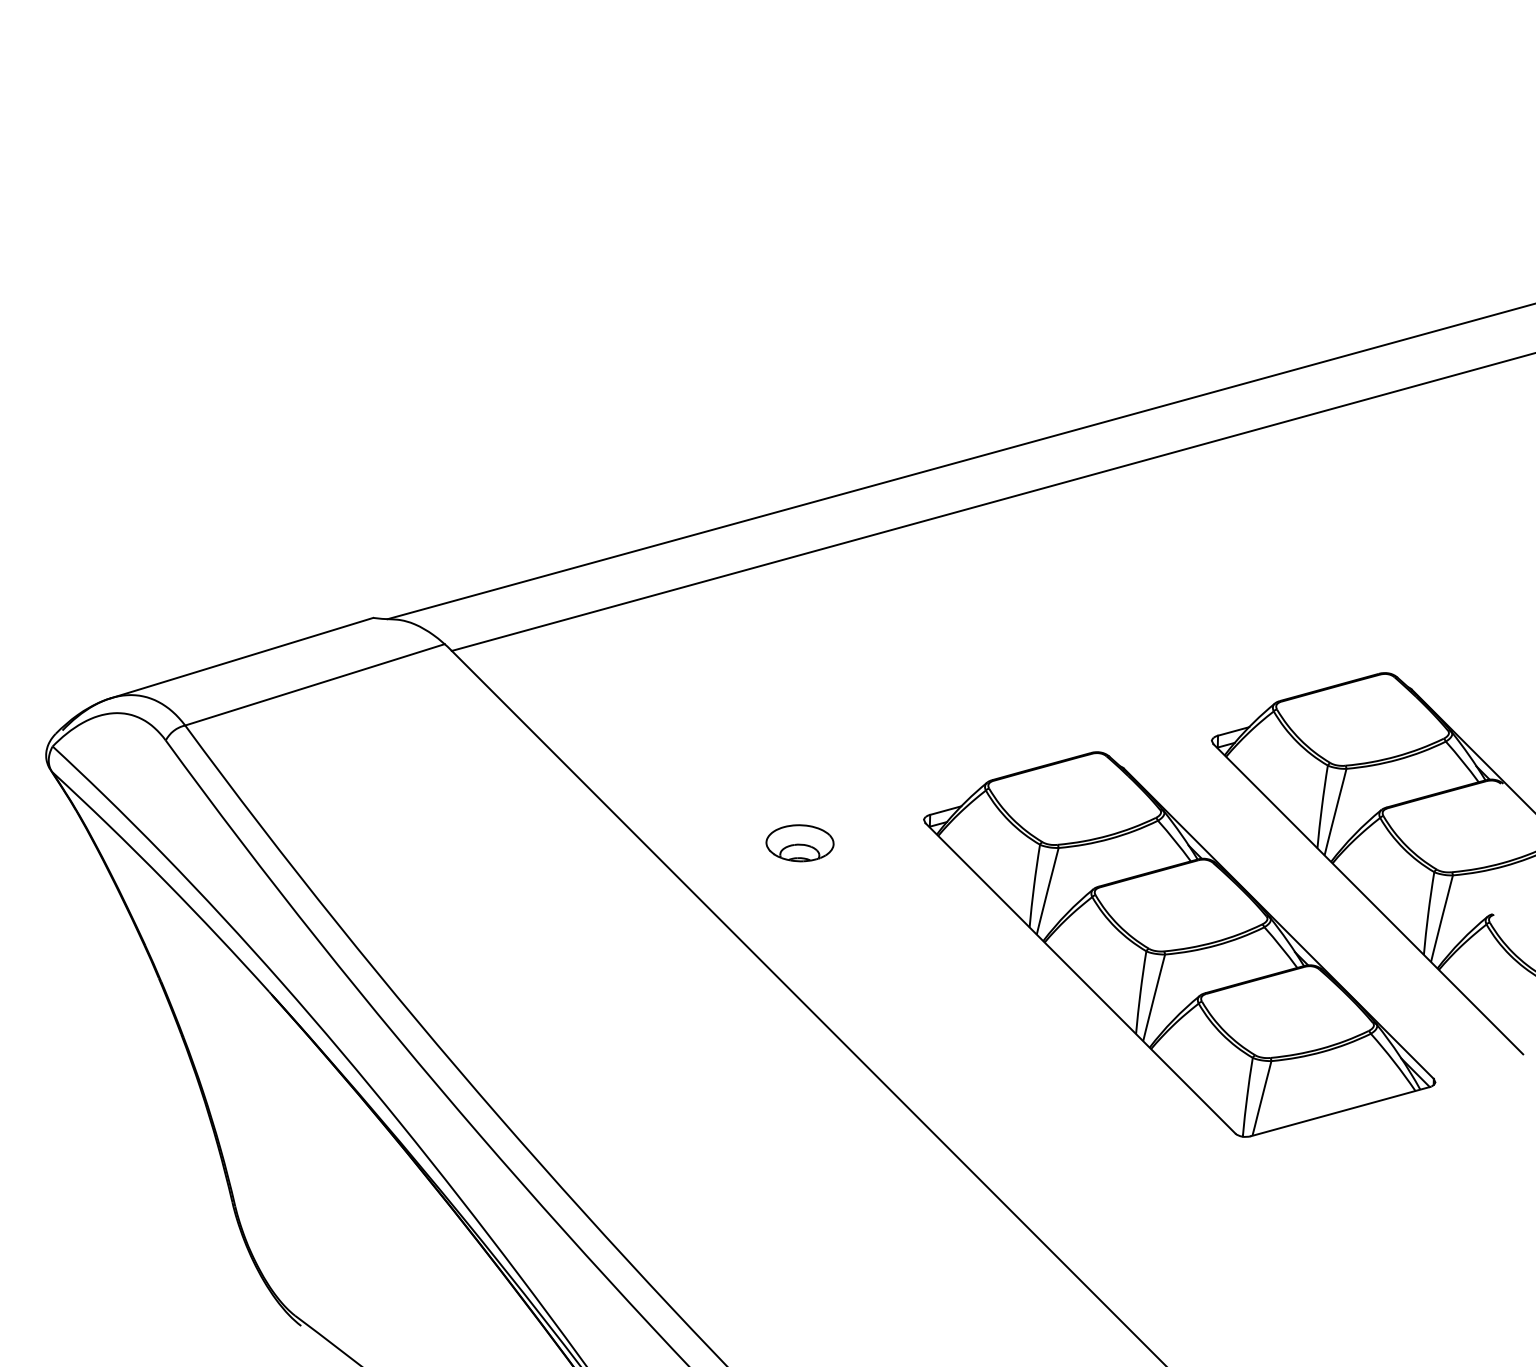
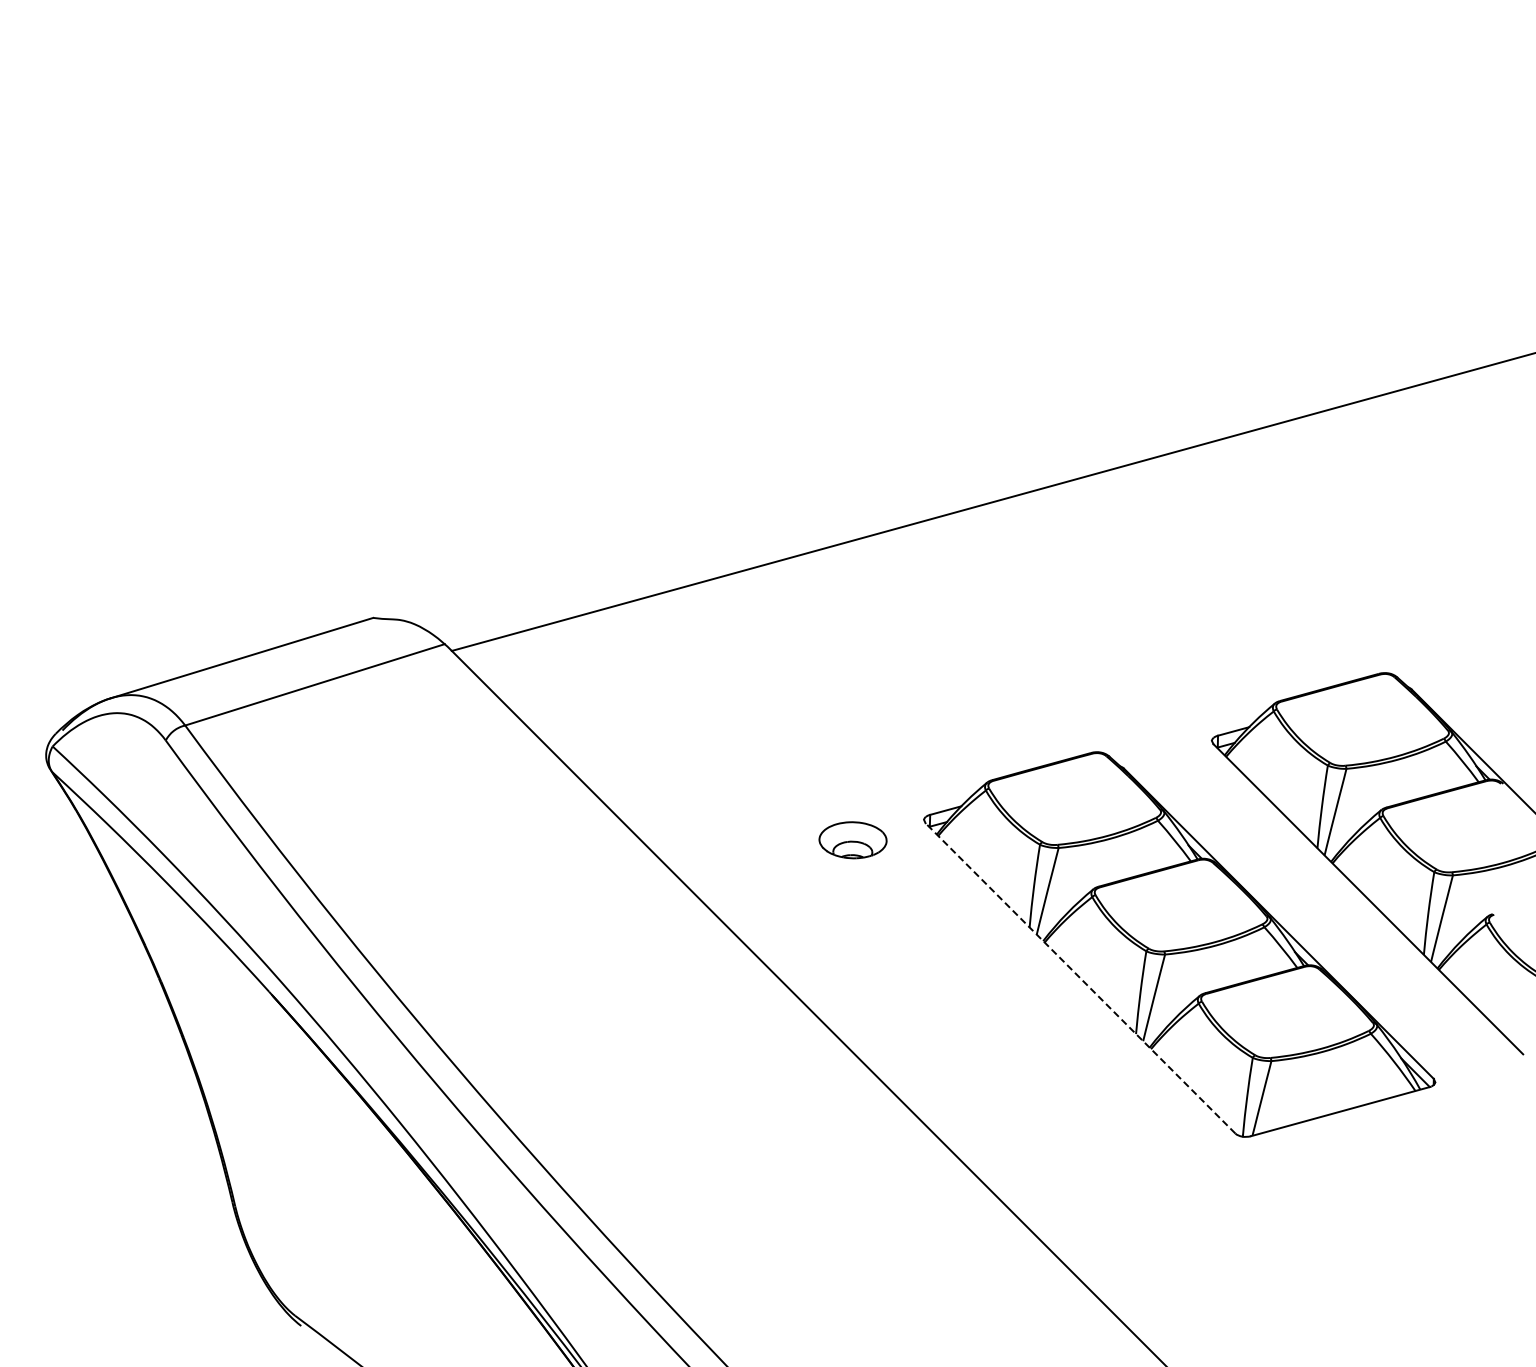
line: present -> none (959, 461)
part position: (799, 843) -> (852, 840) (852, 840)
line: solid -> dashed (1080, 977)
